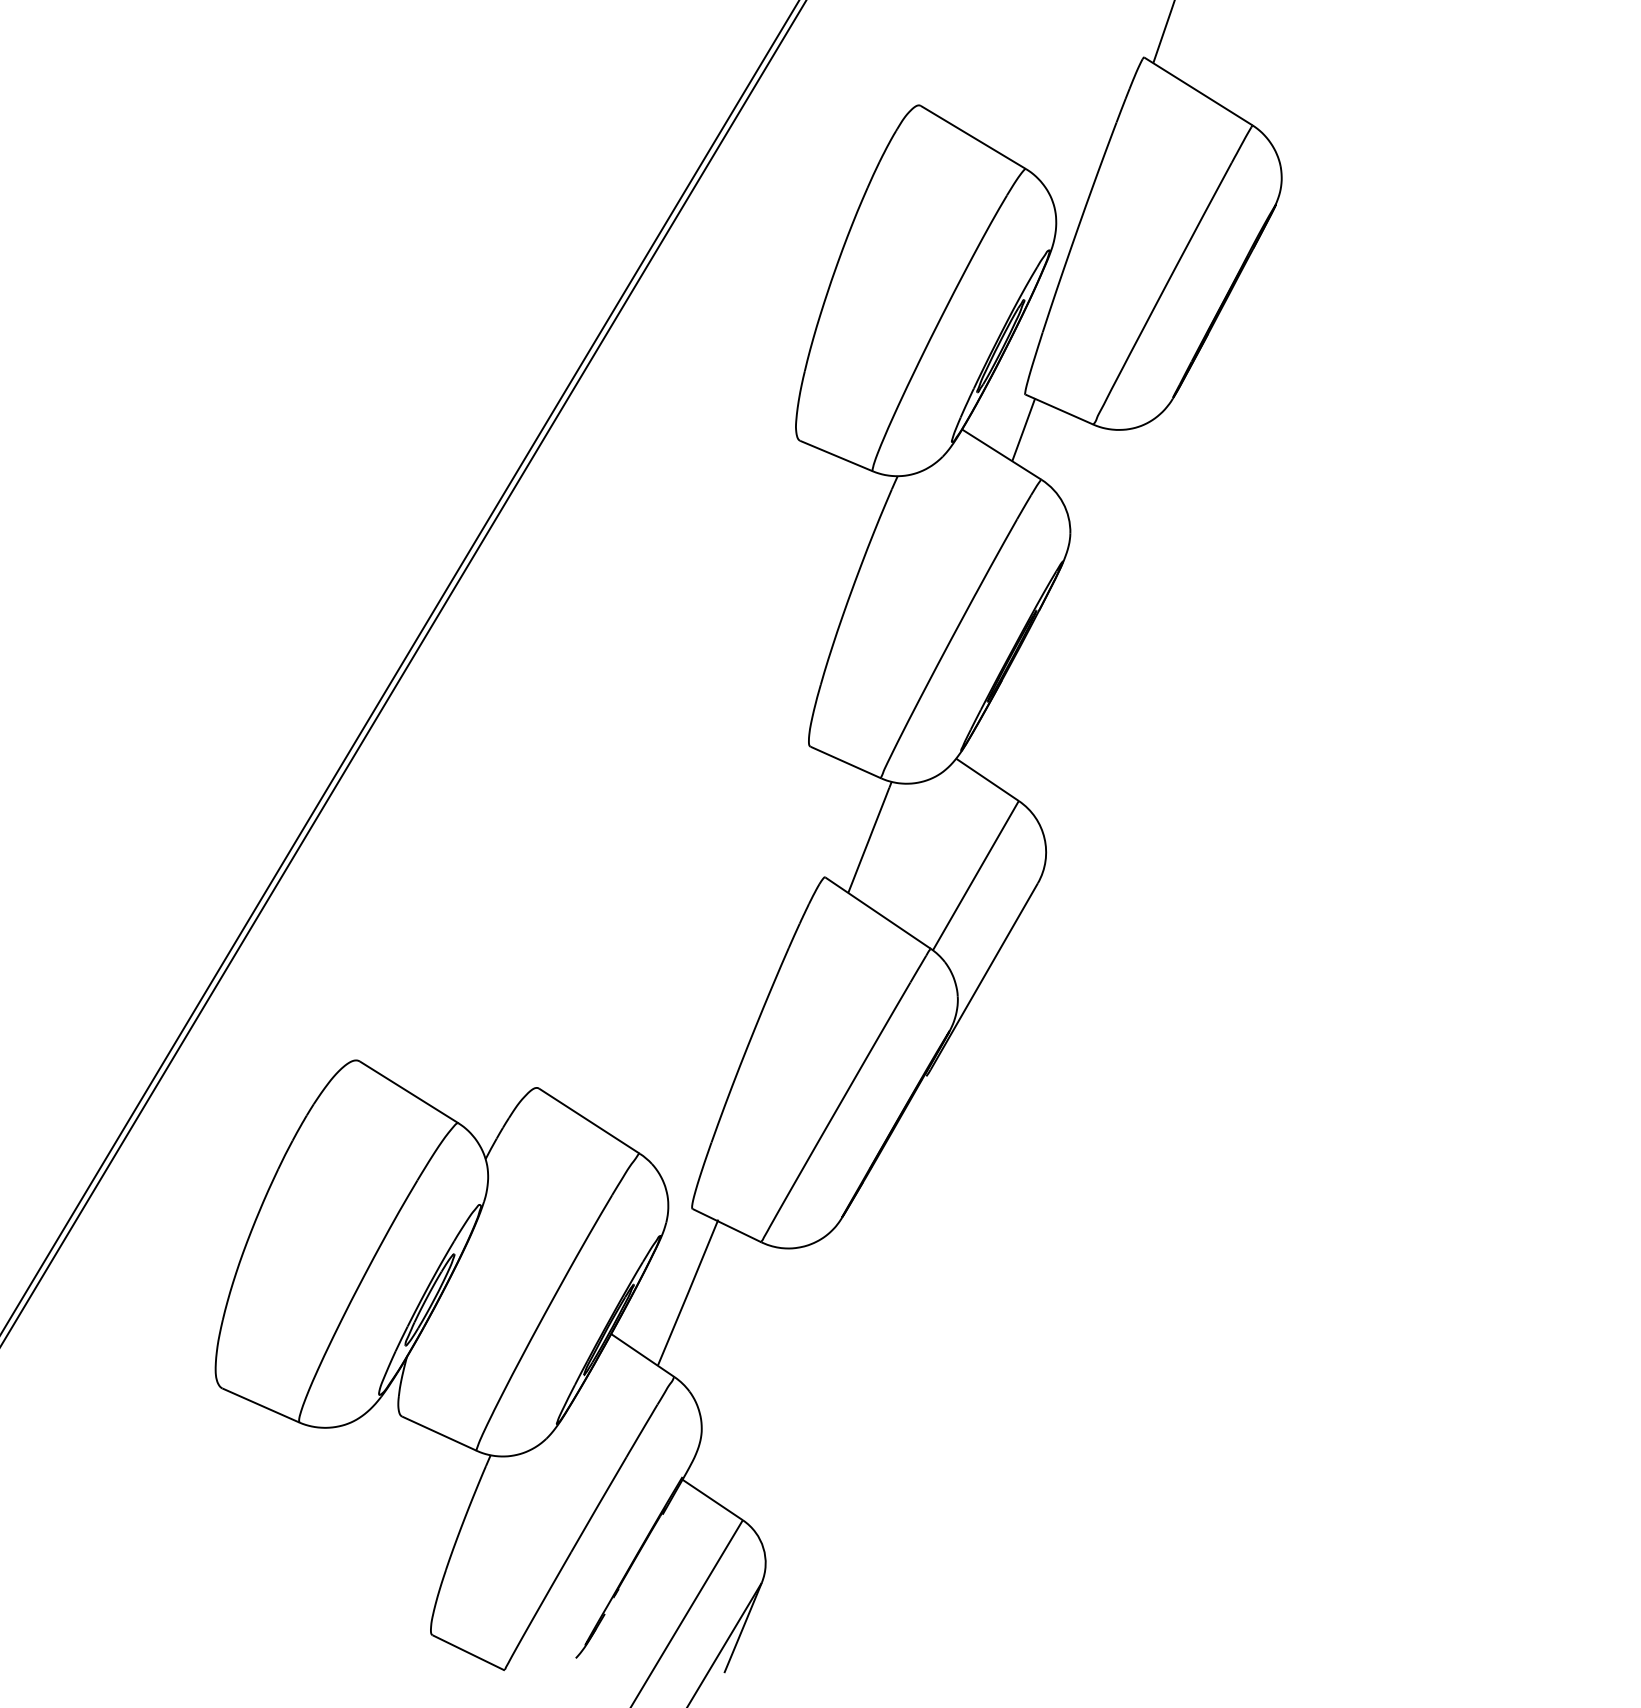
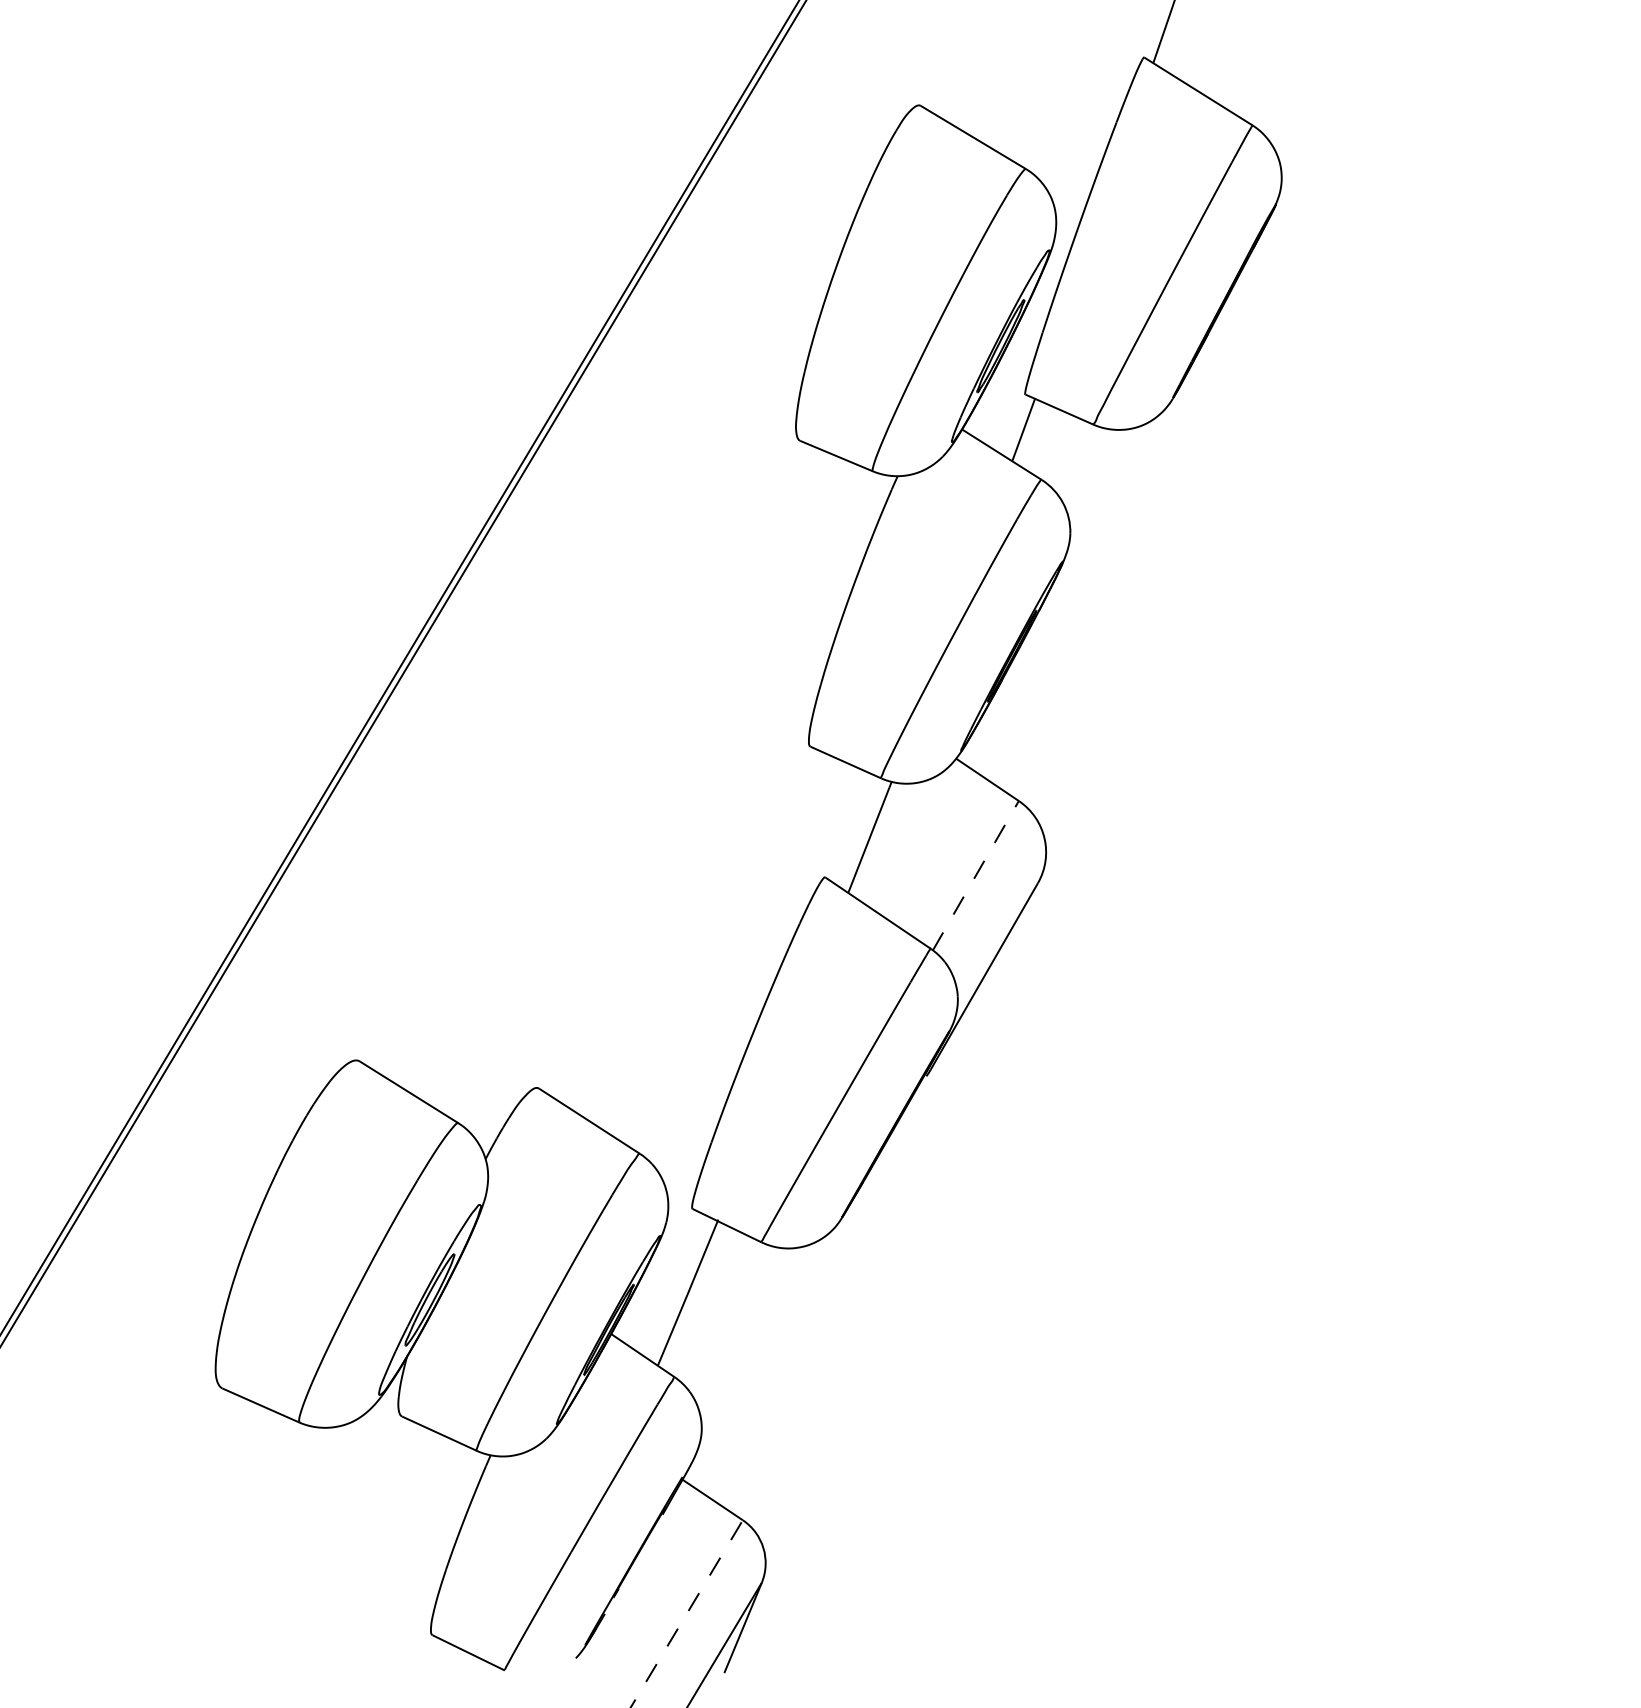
line: solid -> dashed (976, 875)
line: solid -> dashed (686, 1613)
